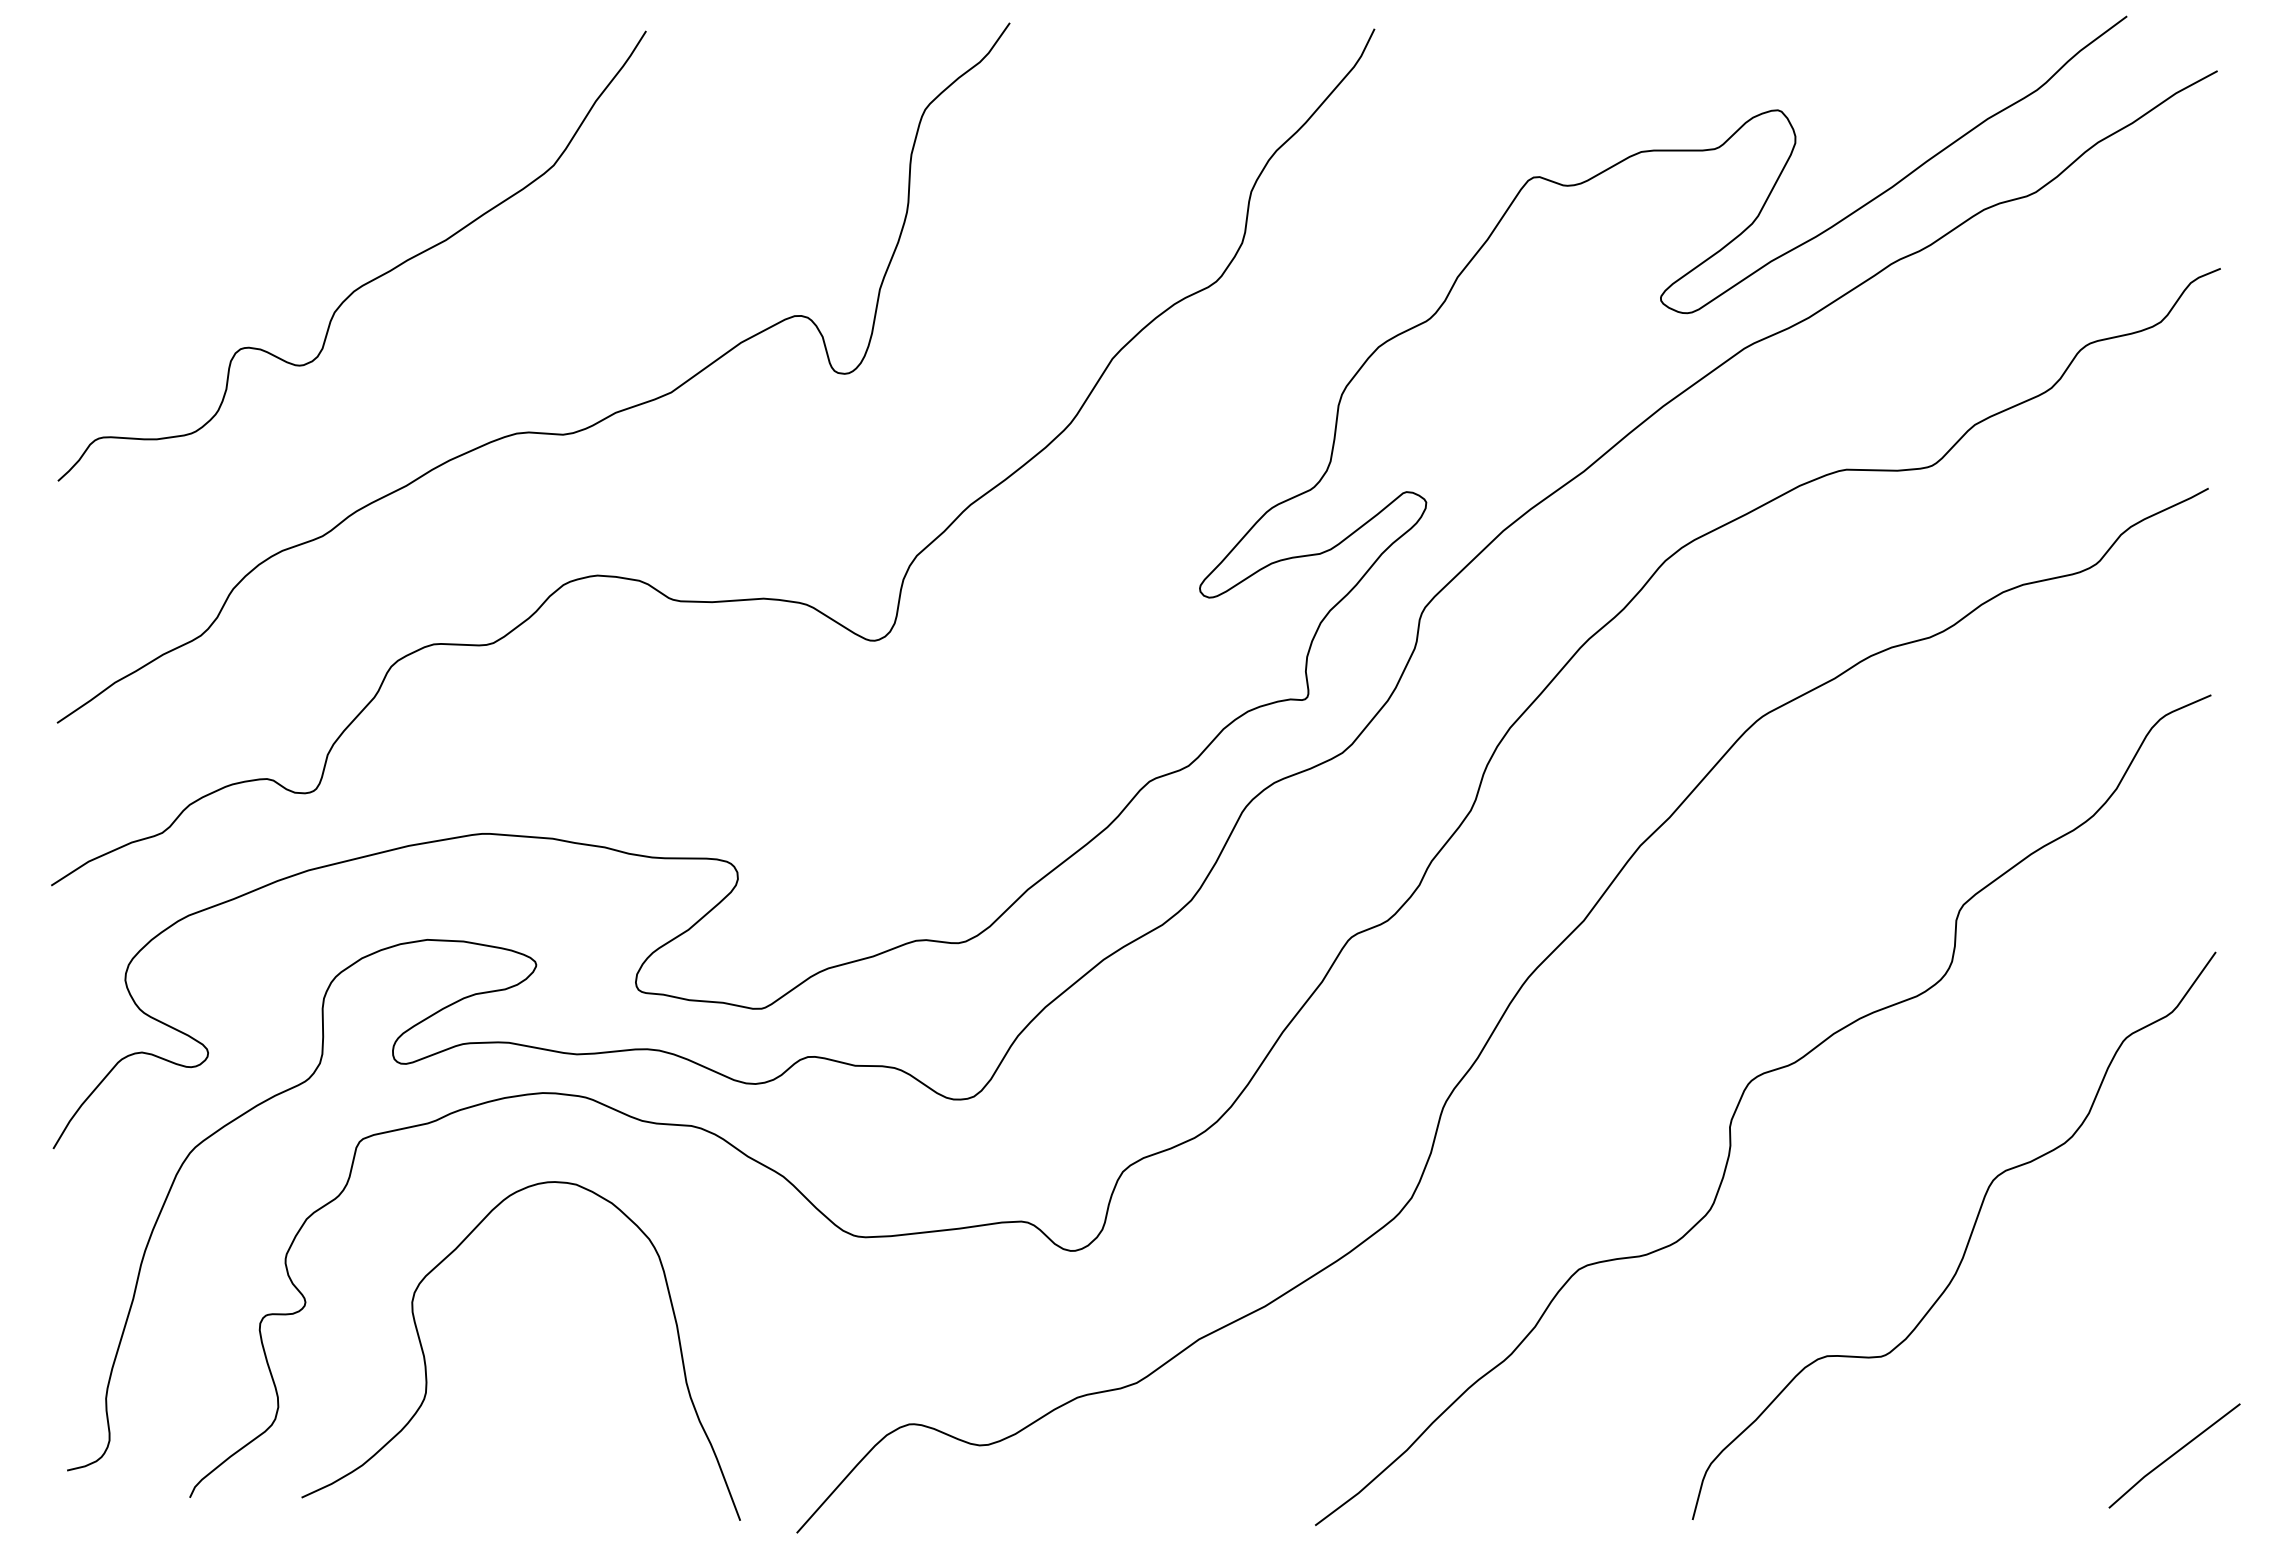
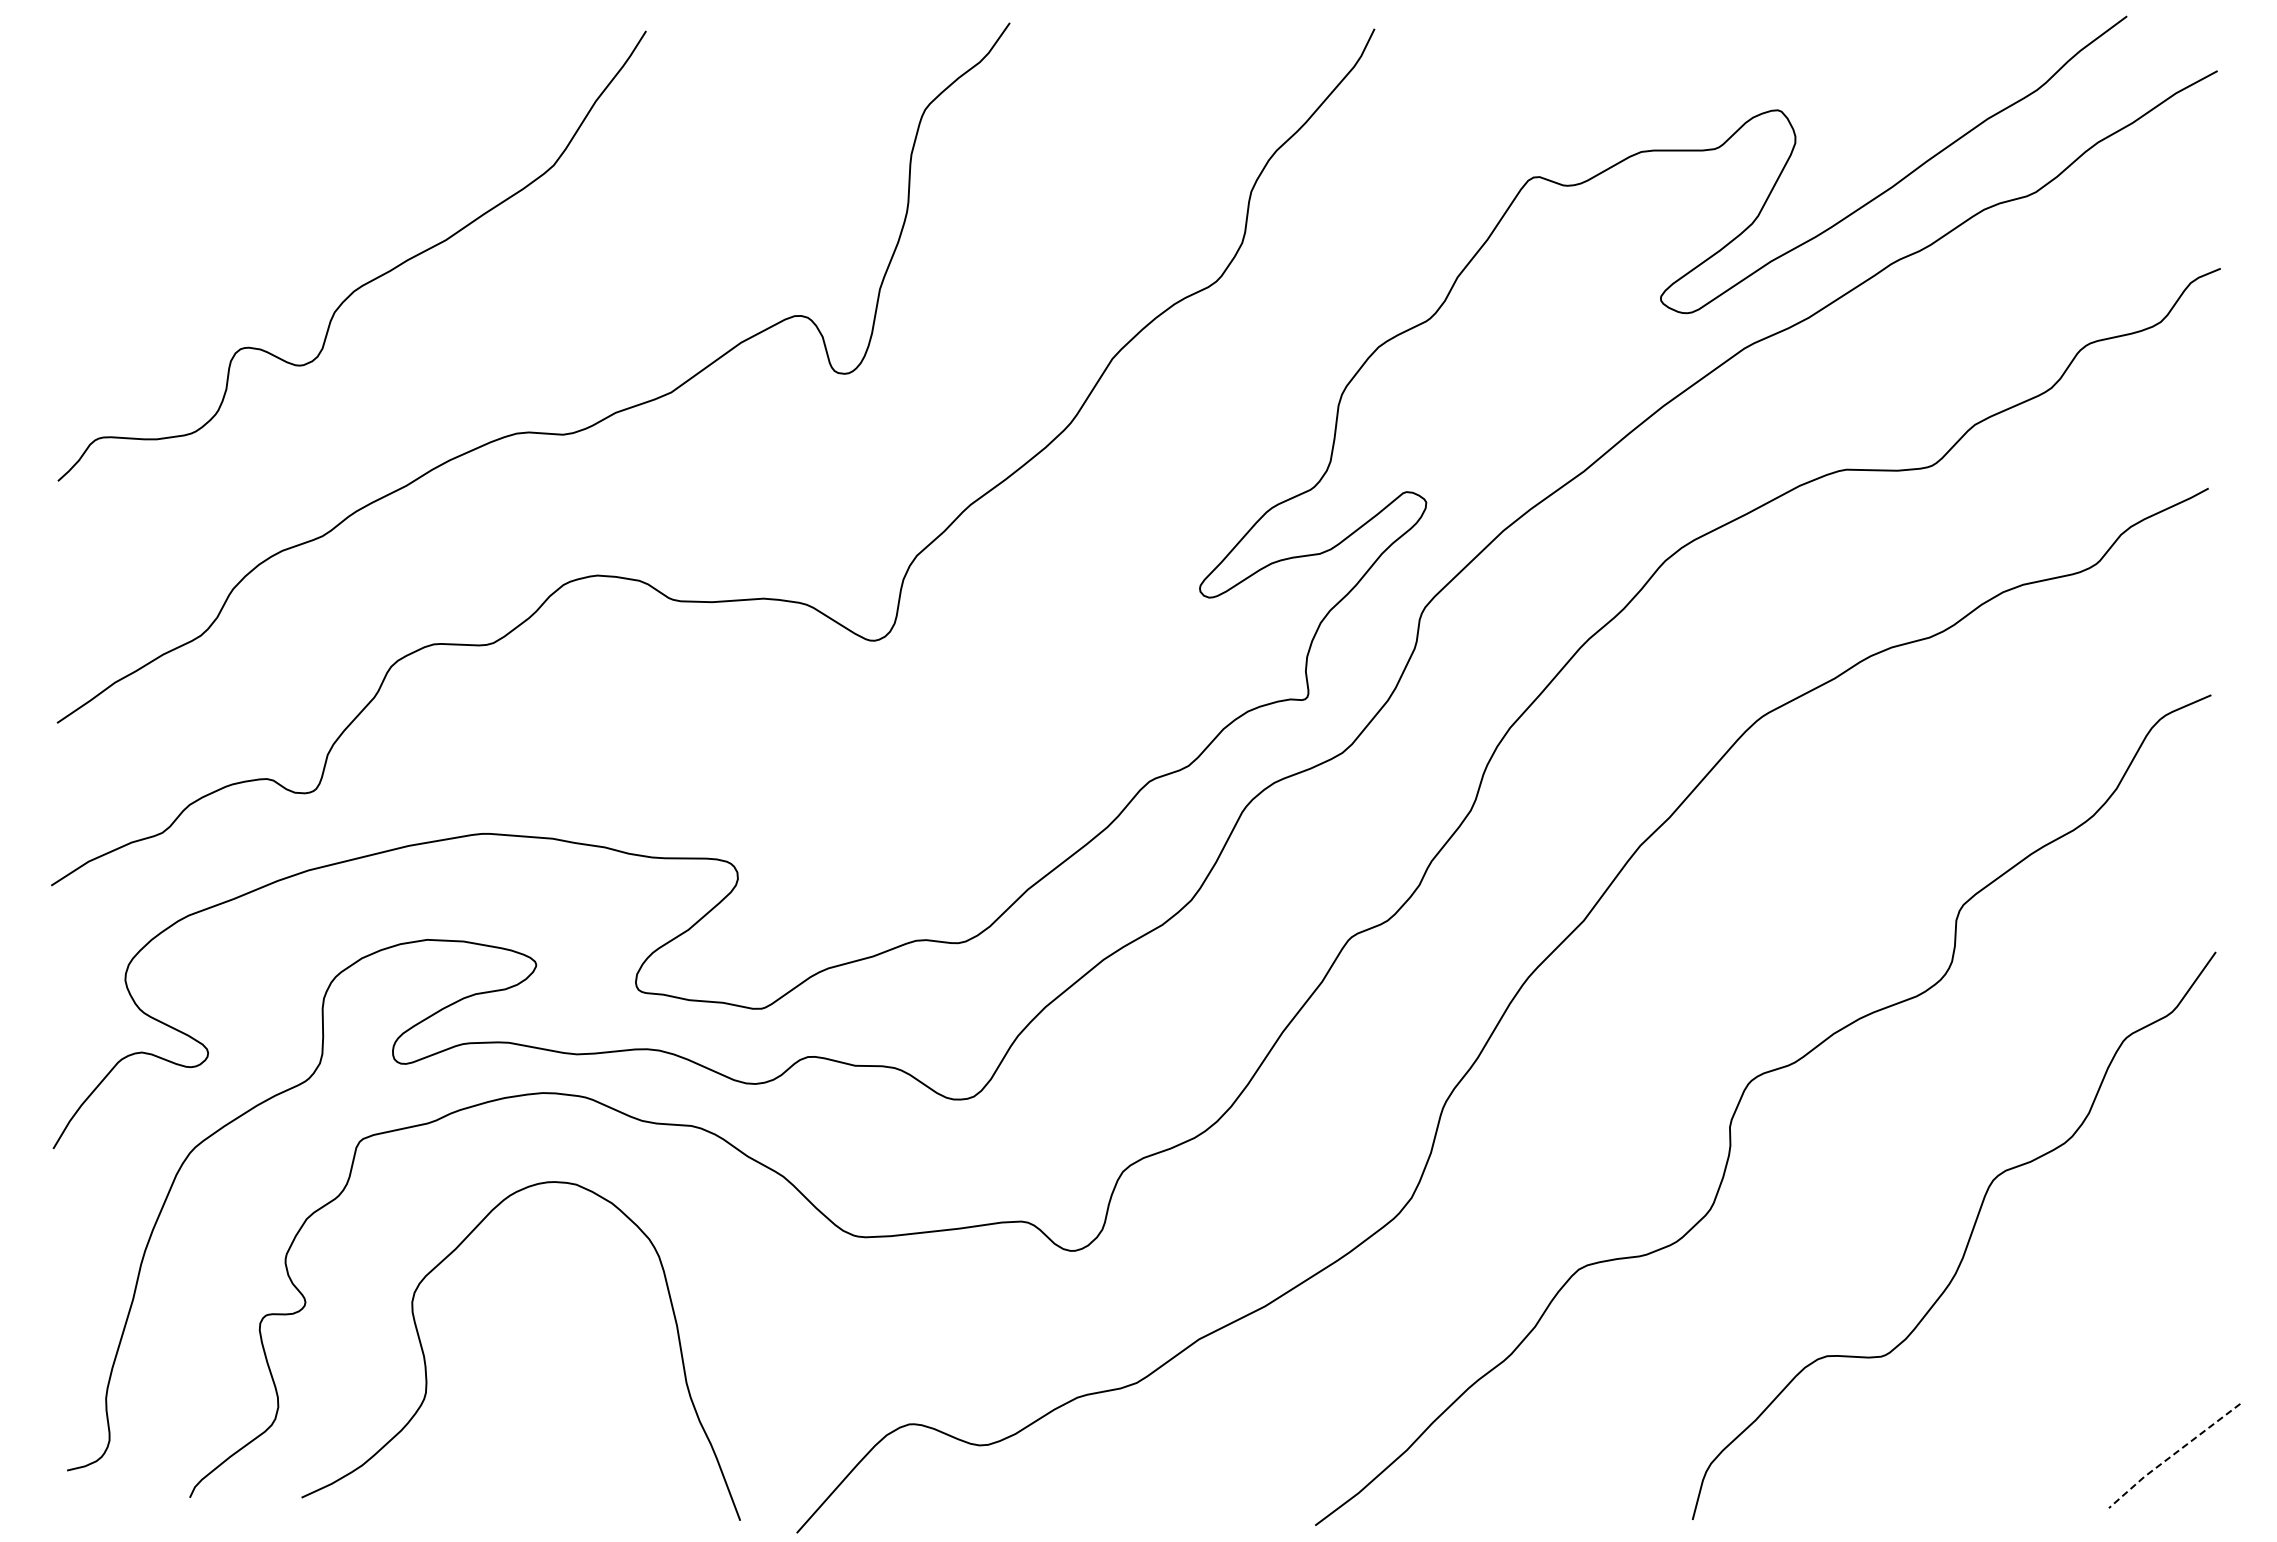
line: solid -> dashed (2173, 1455)
